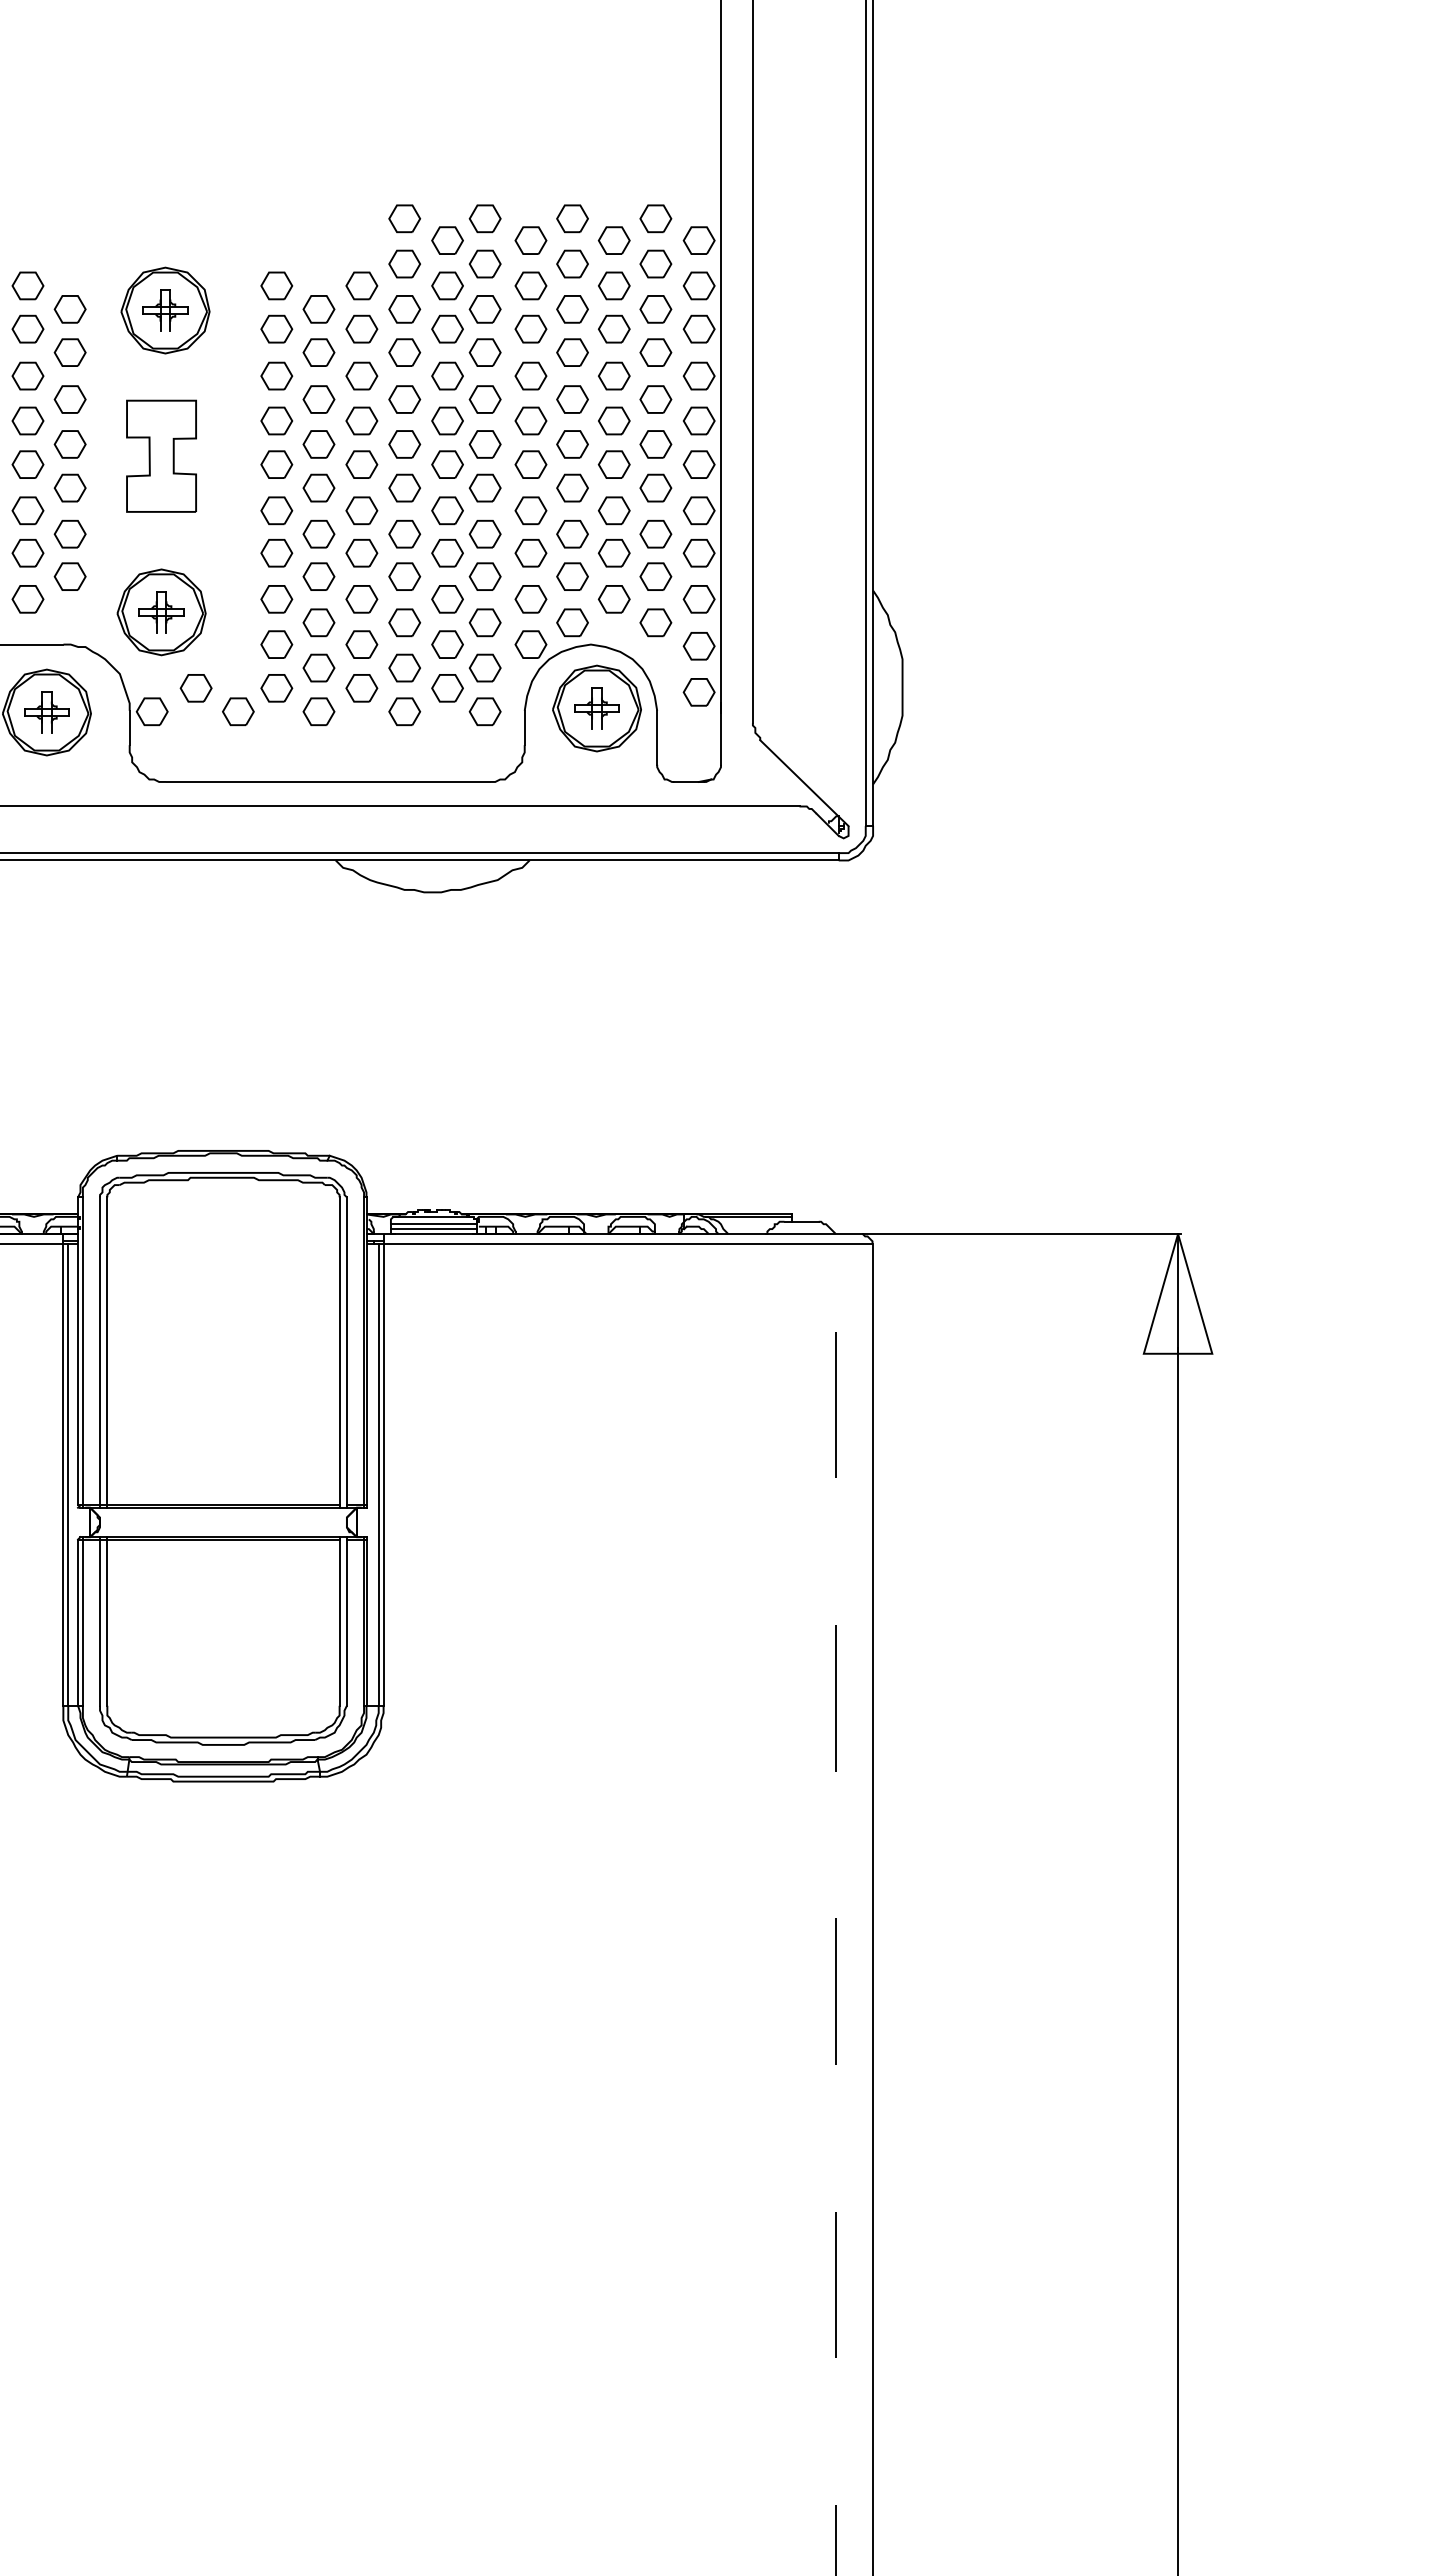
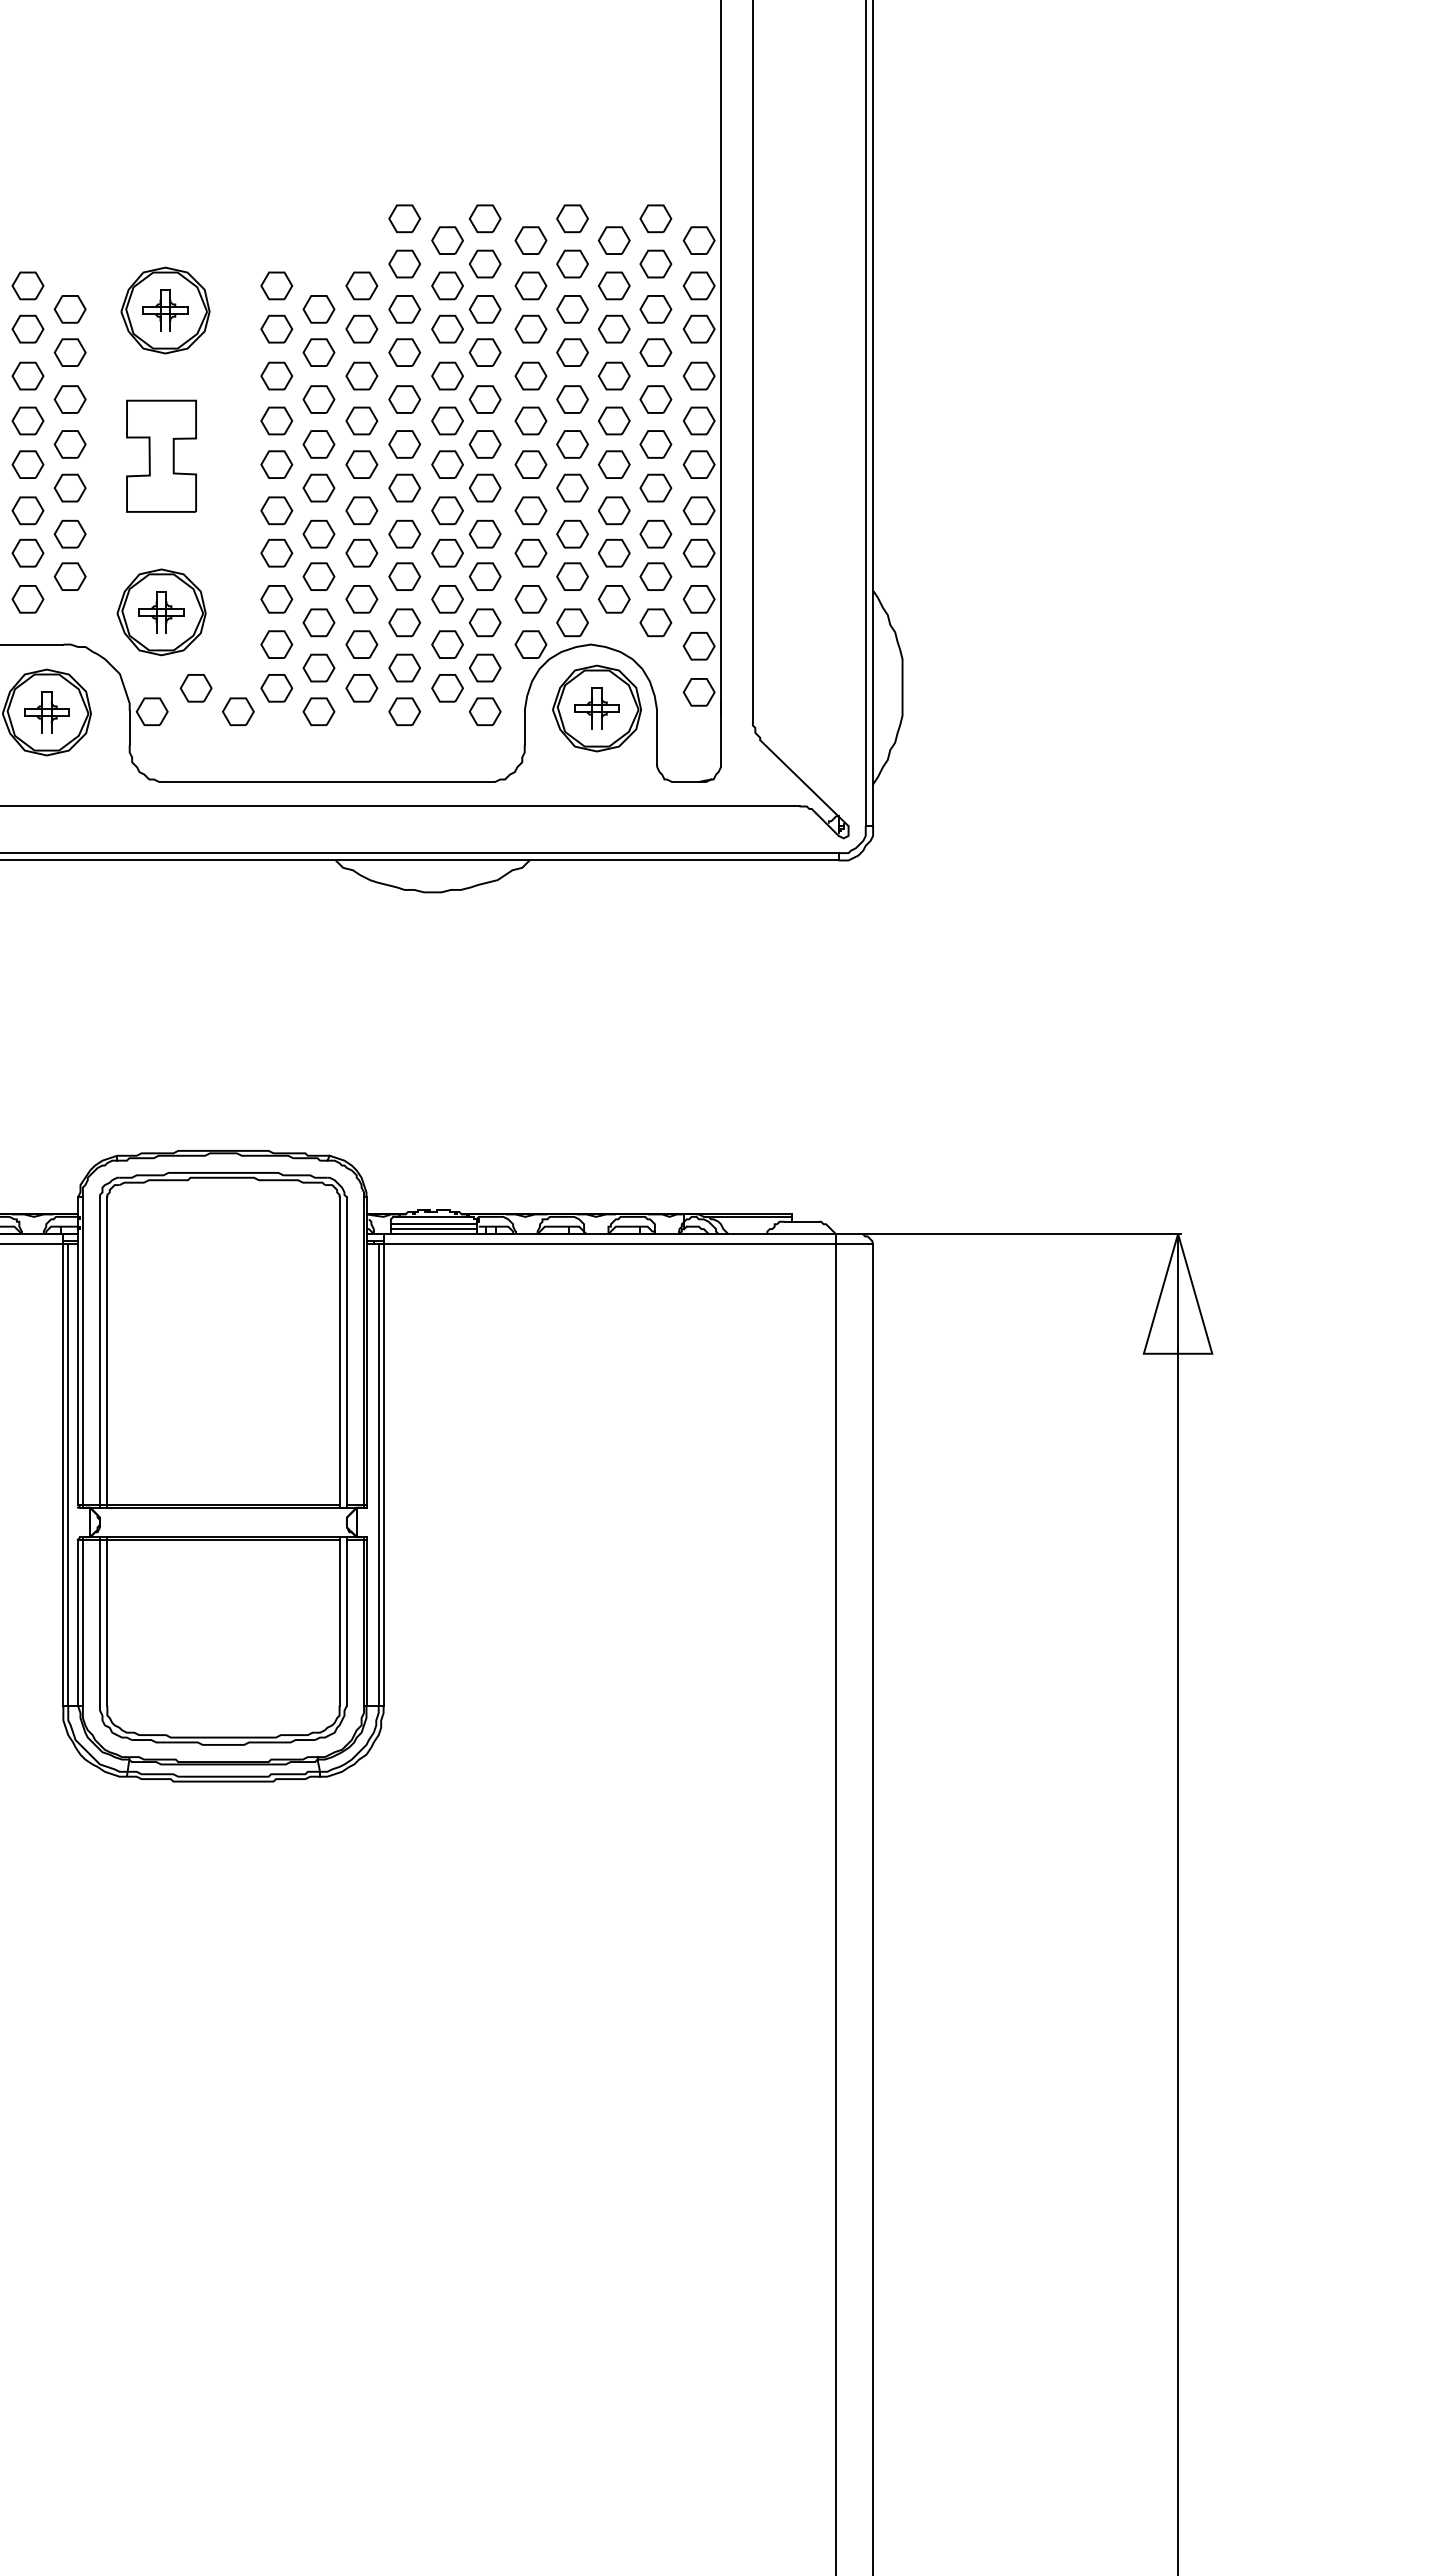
line: dashed -> solid (835, 1904)
